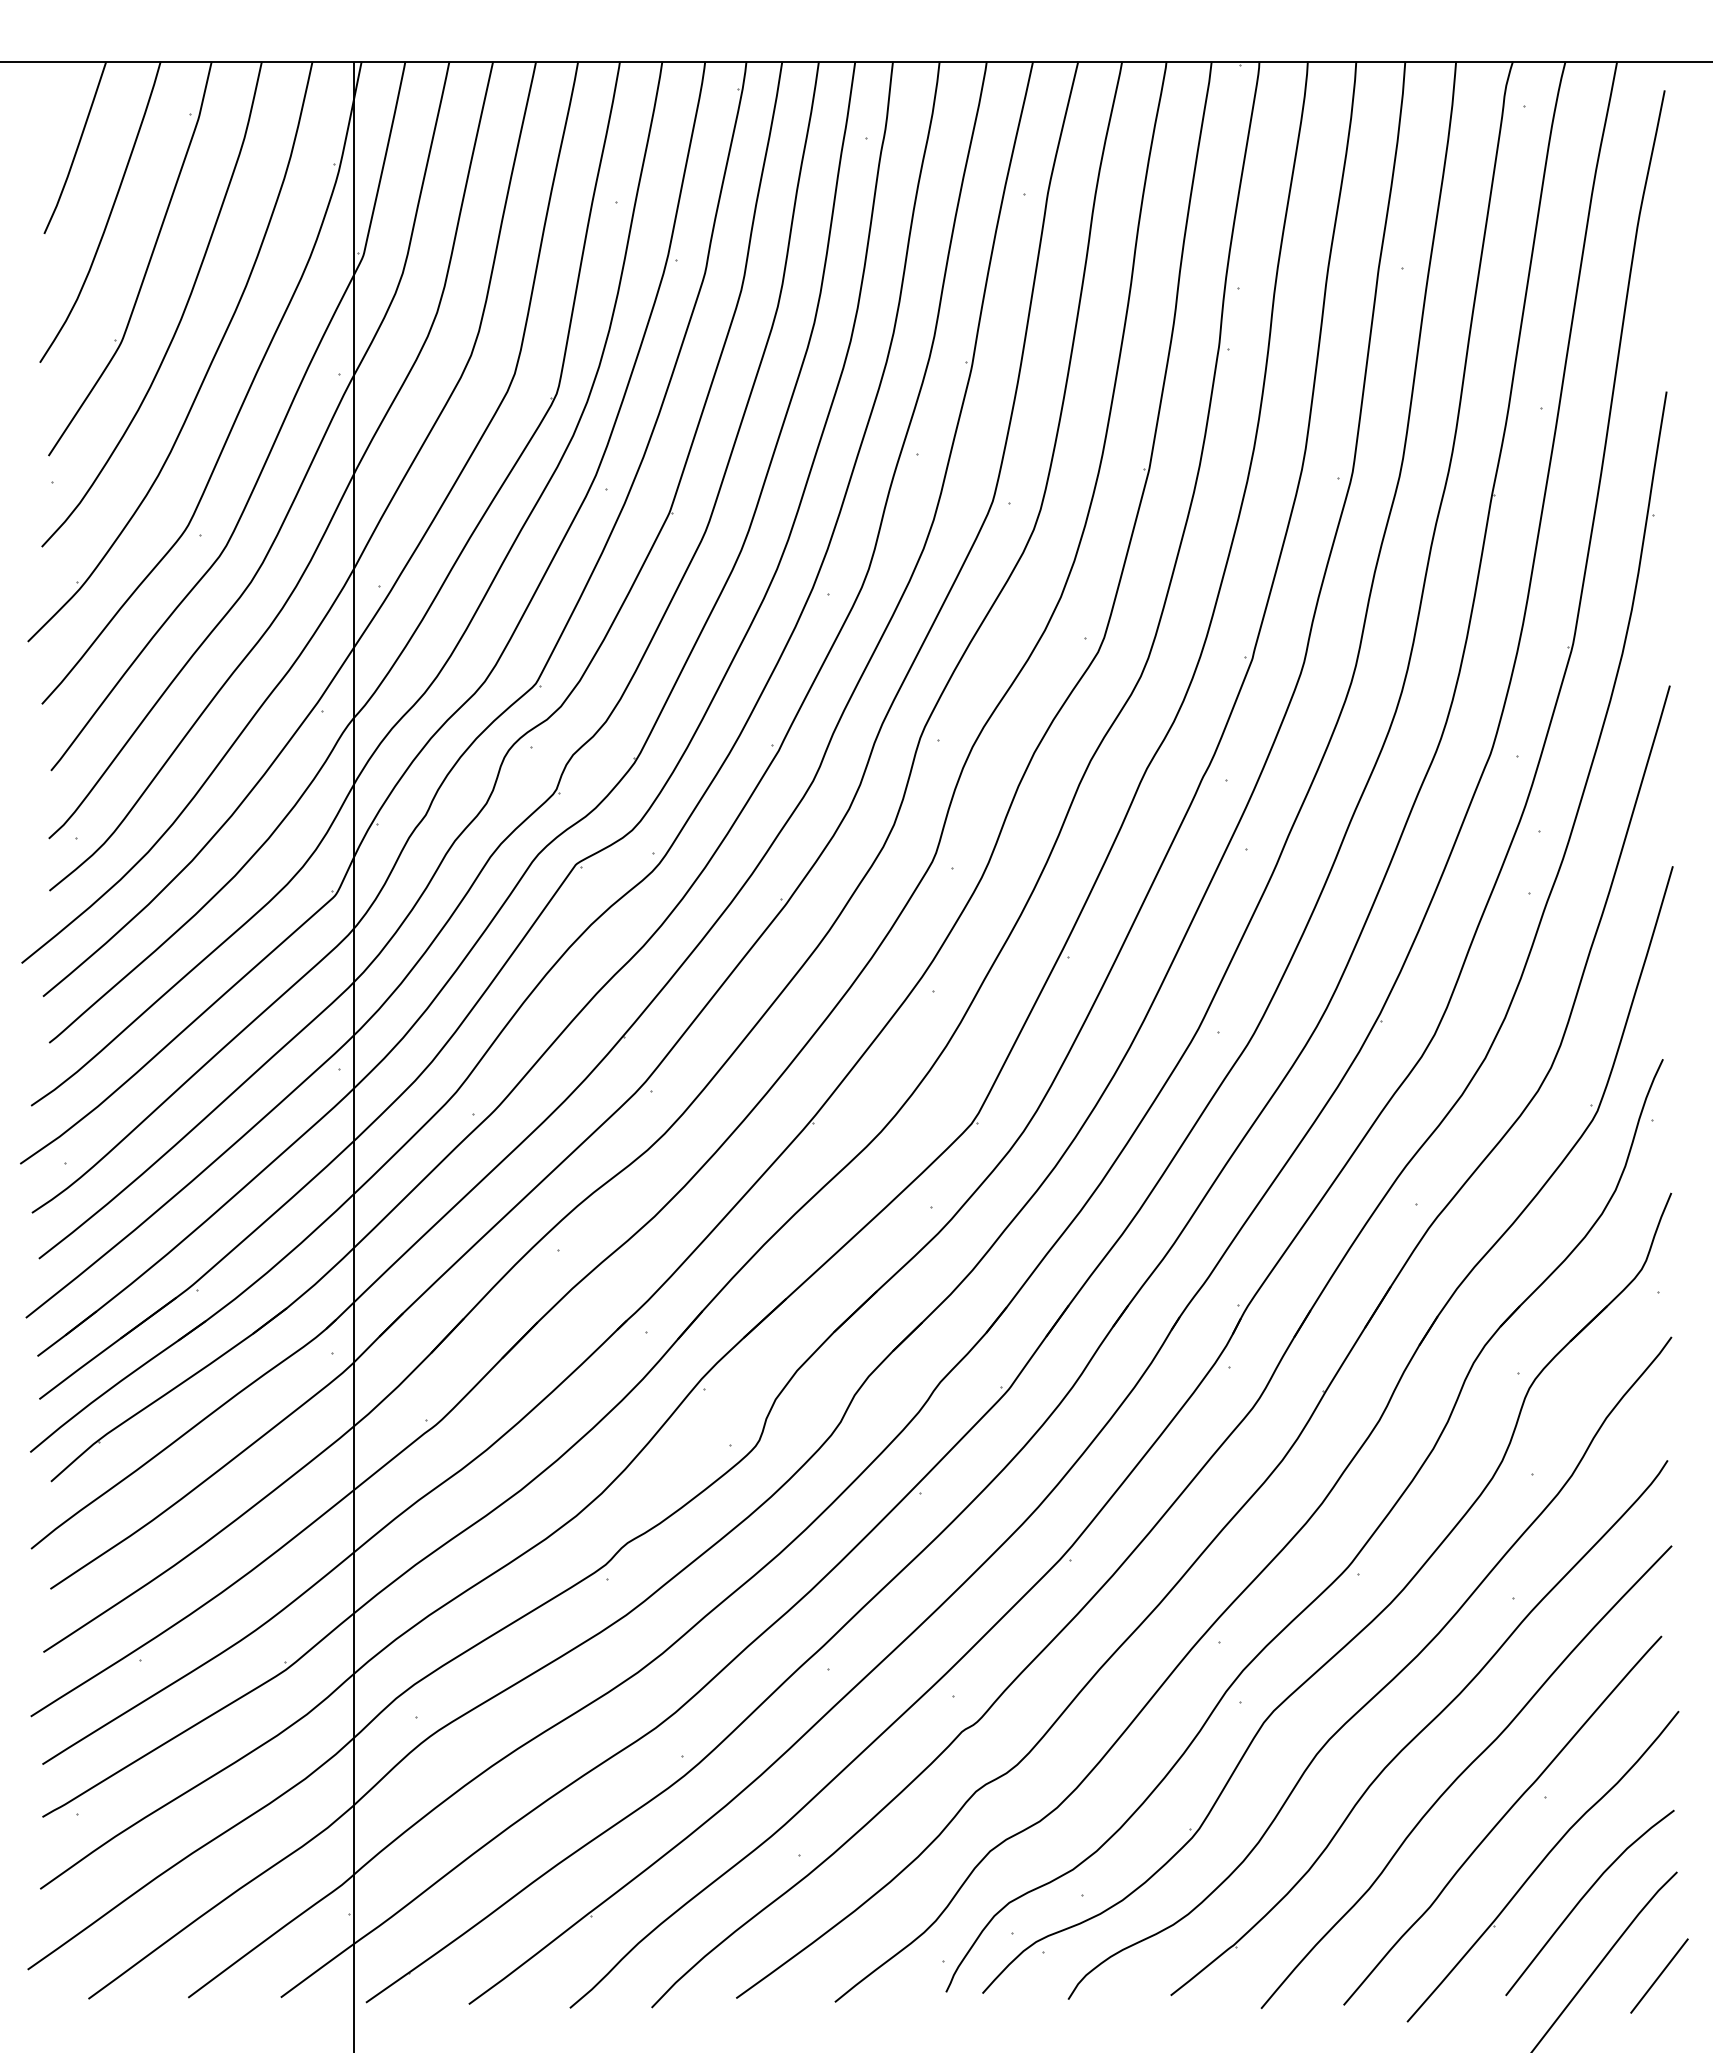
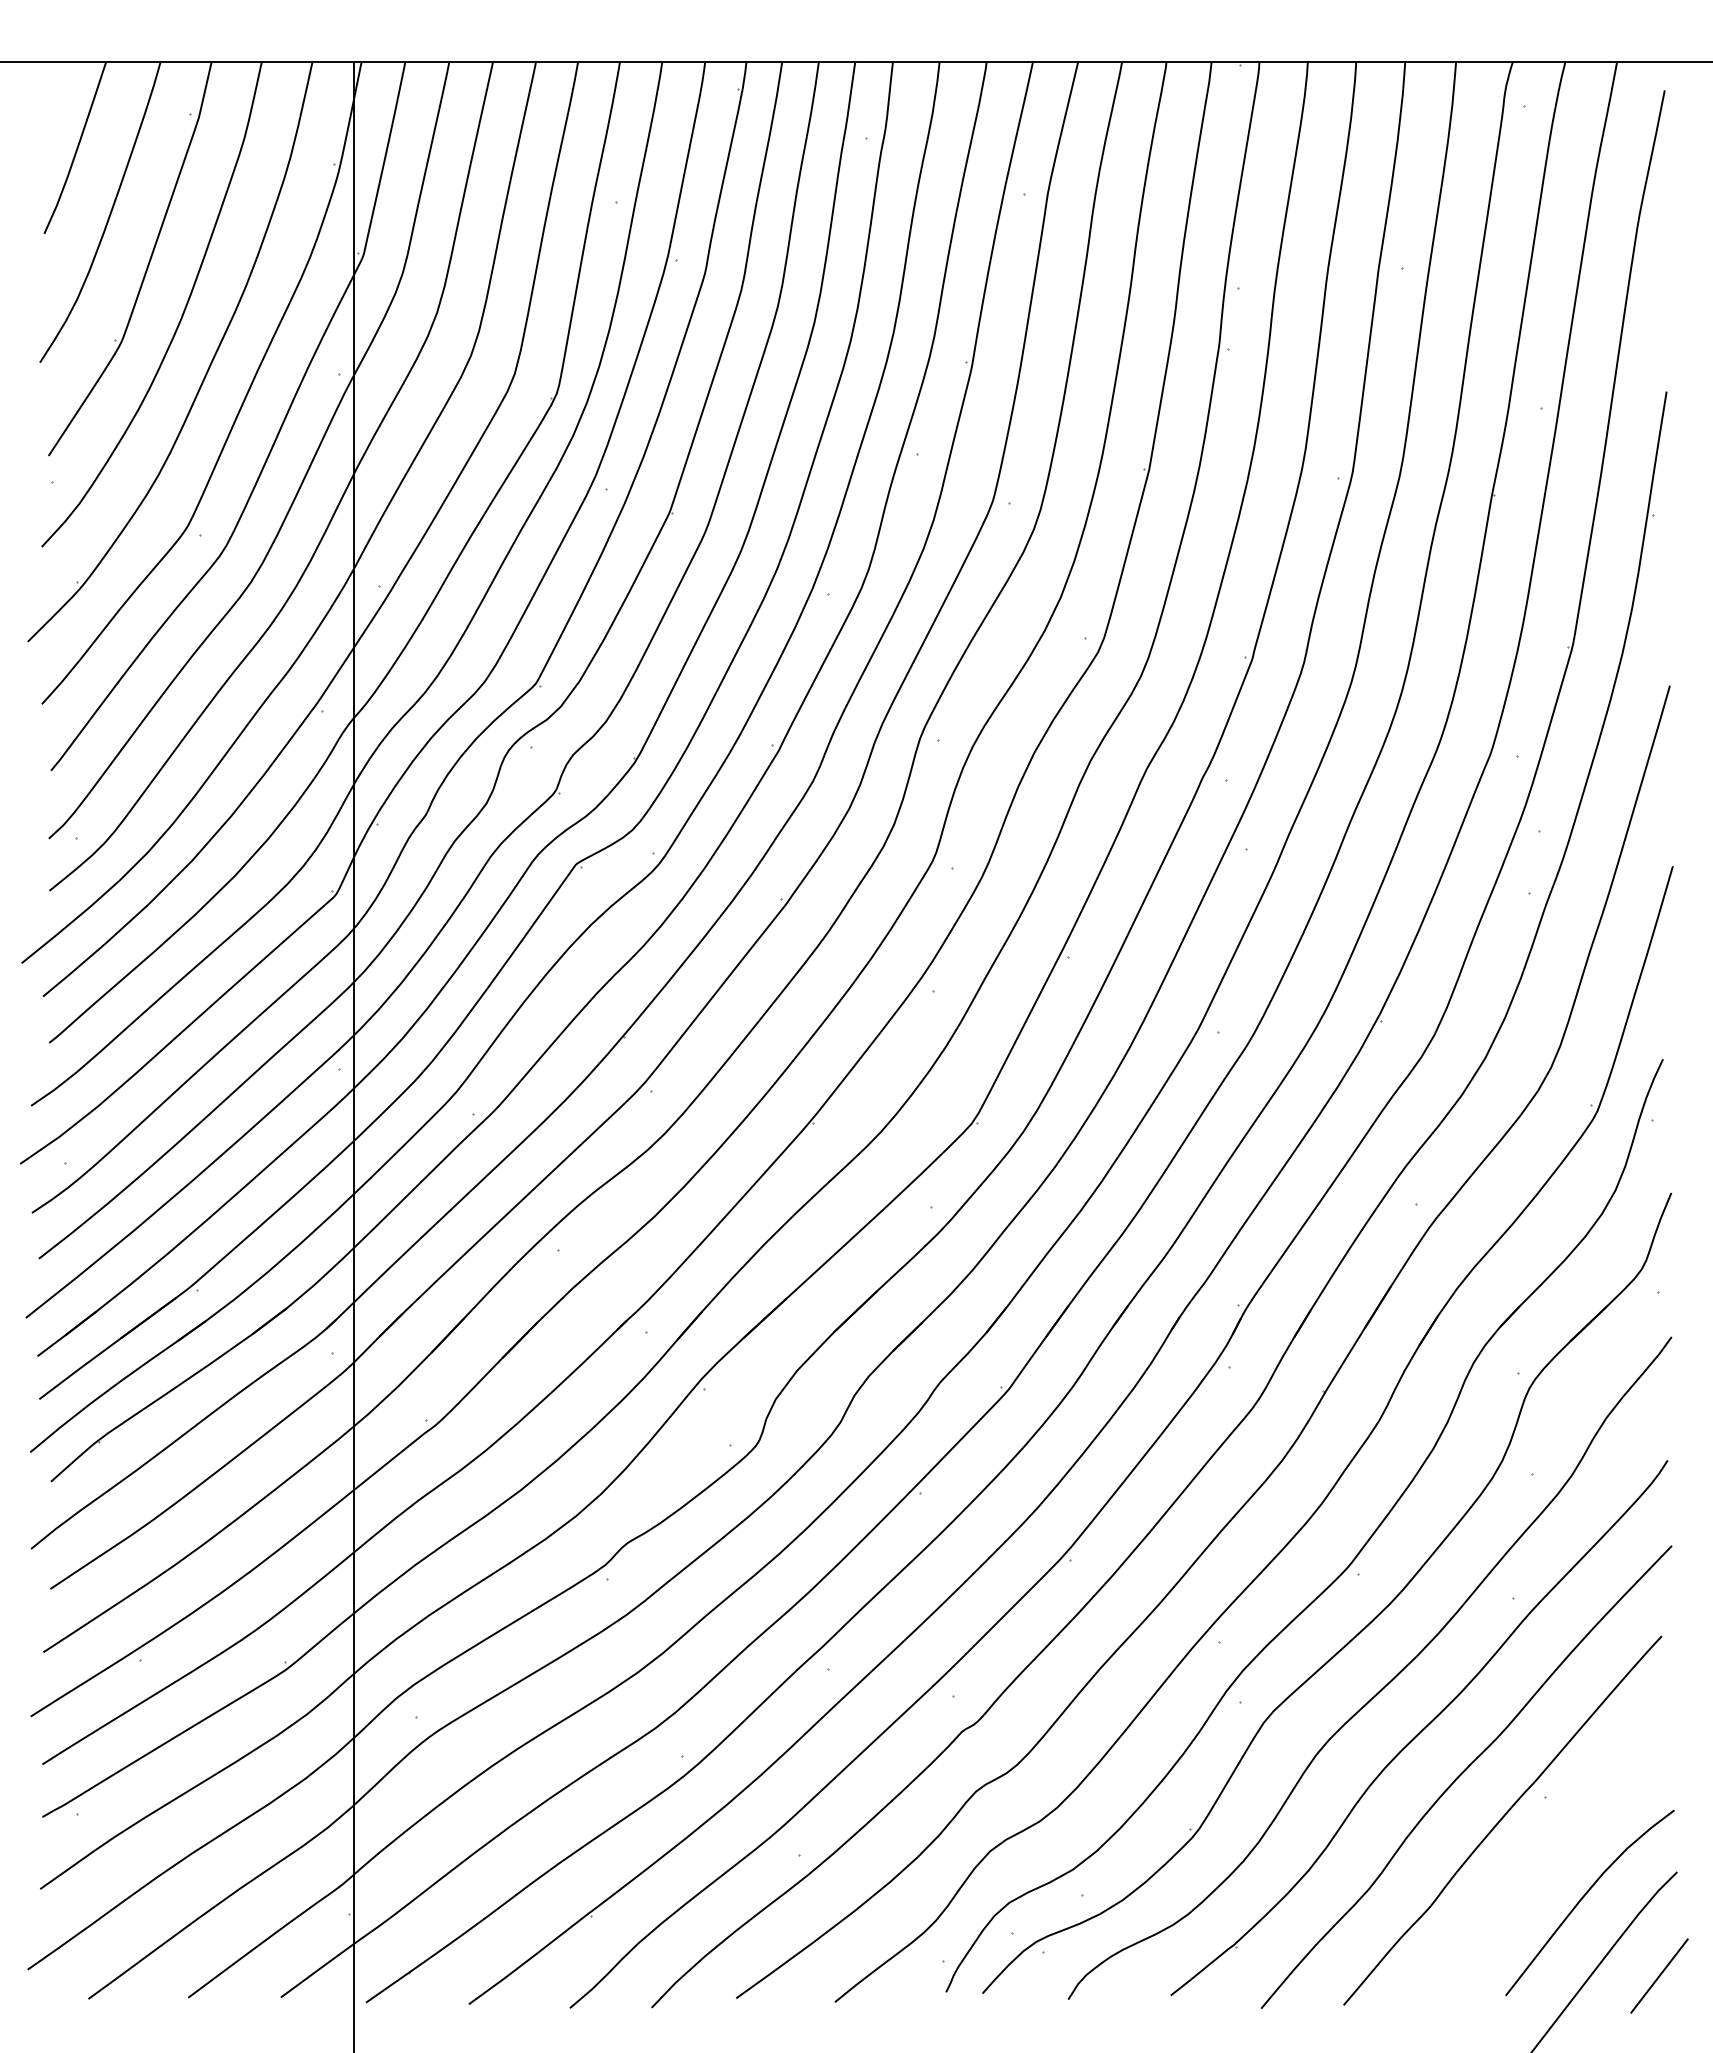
part: present -> none (1542, 1866)
